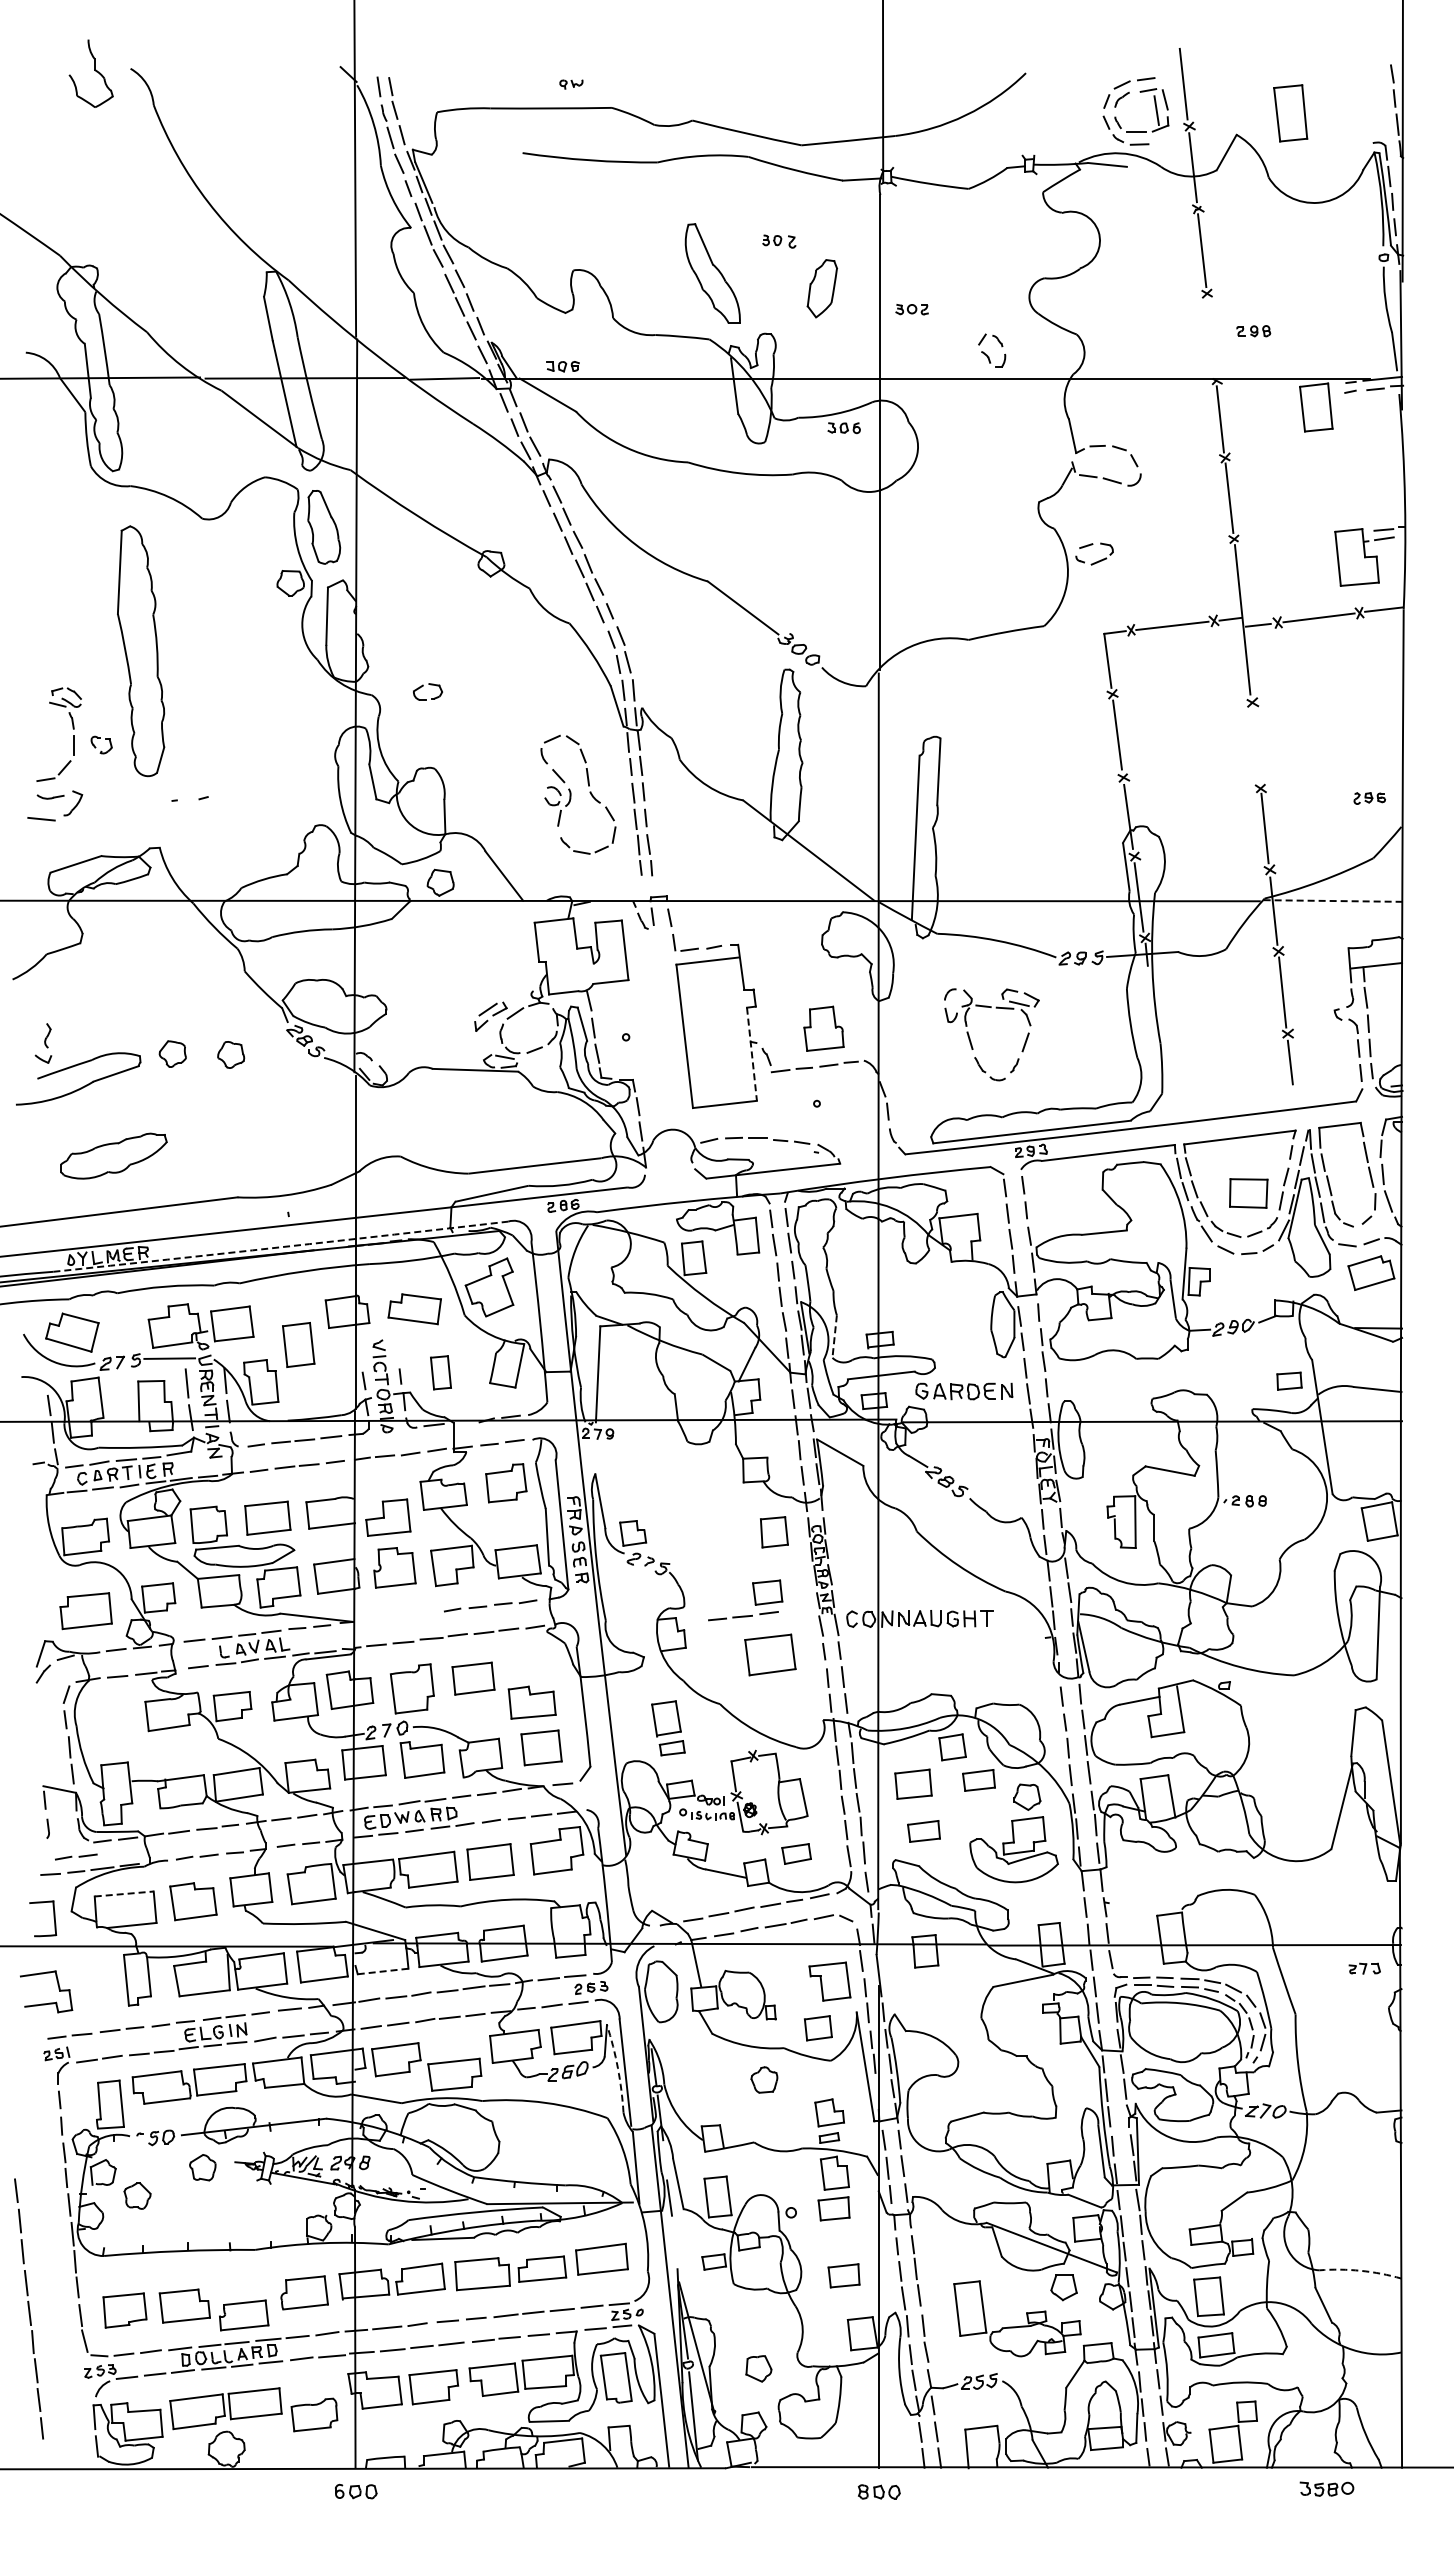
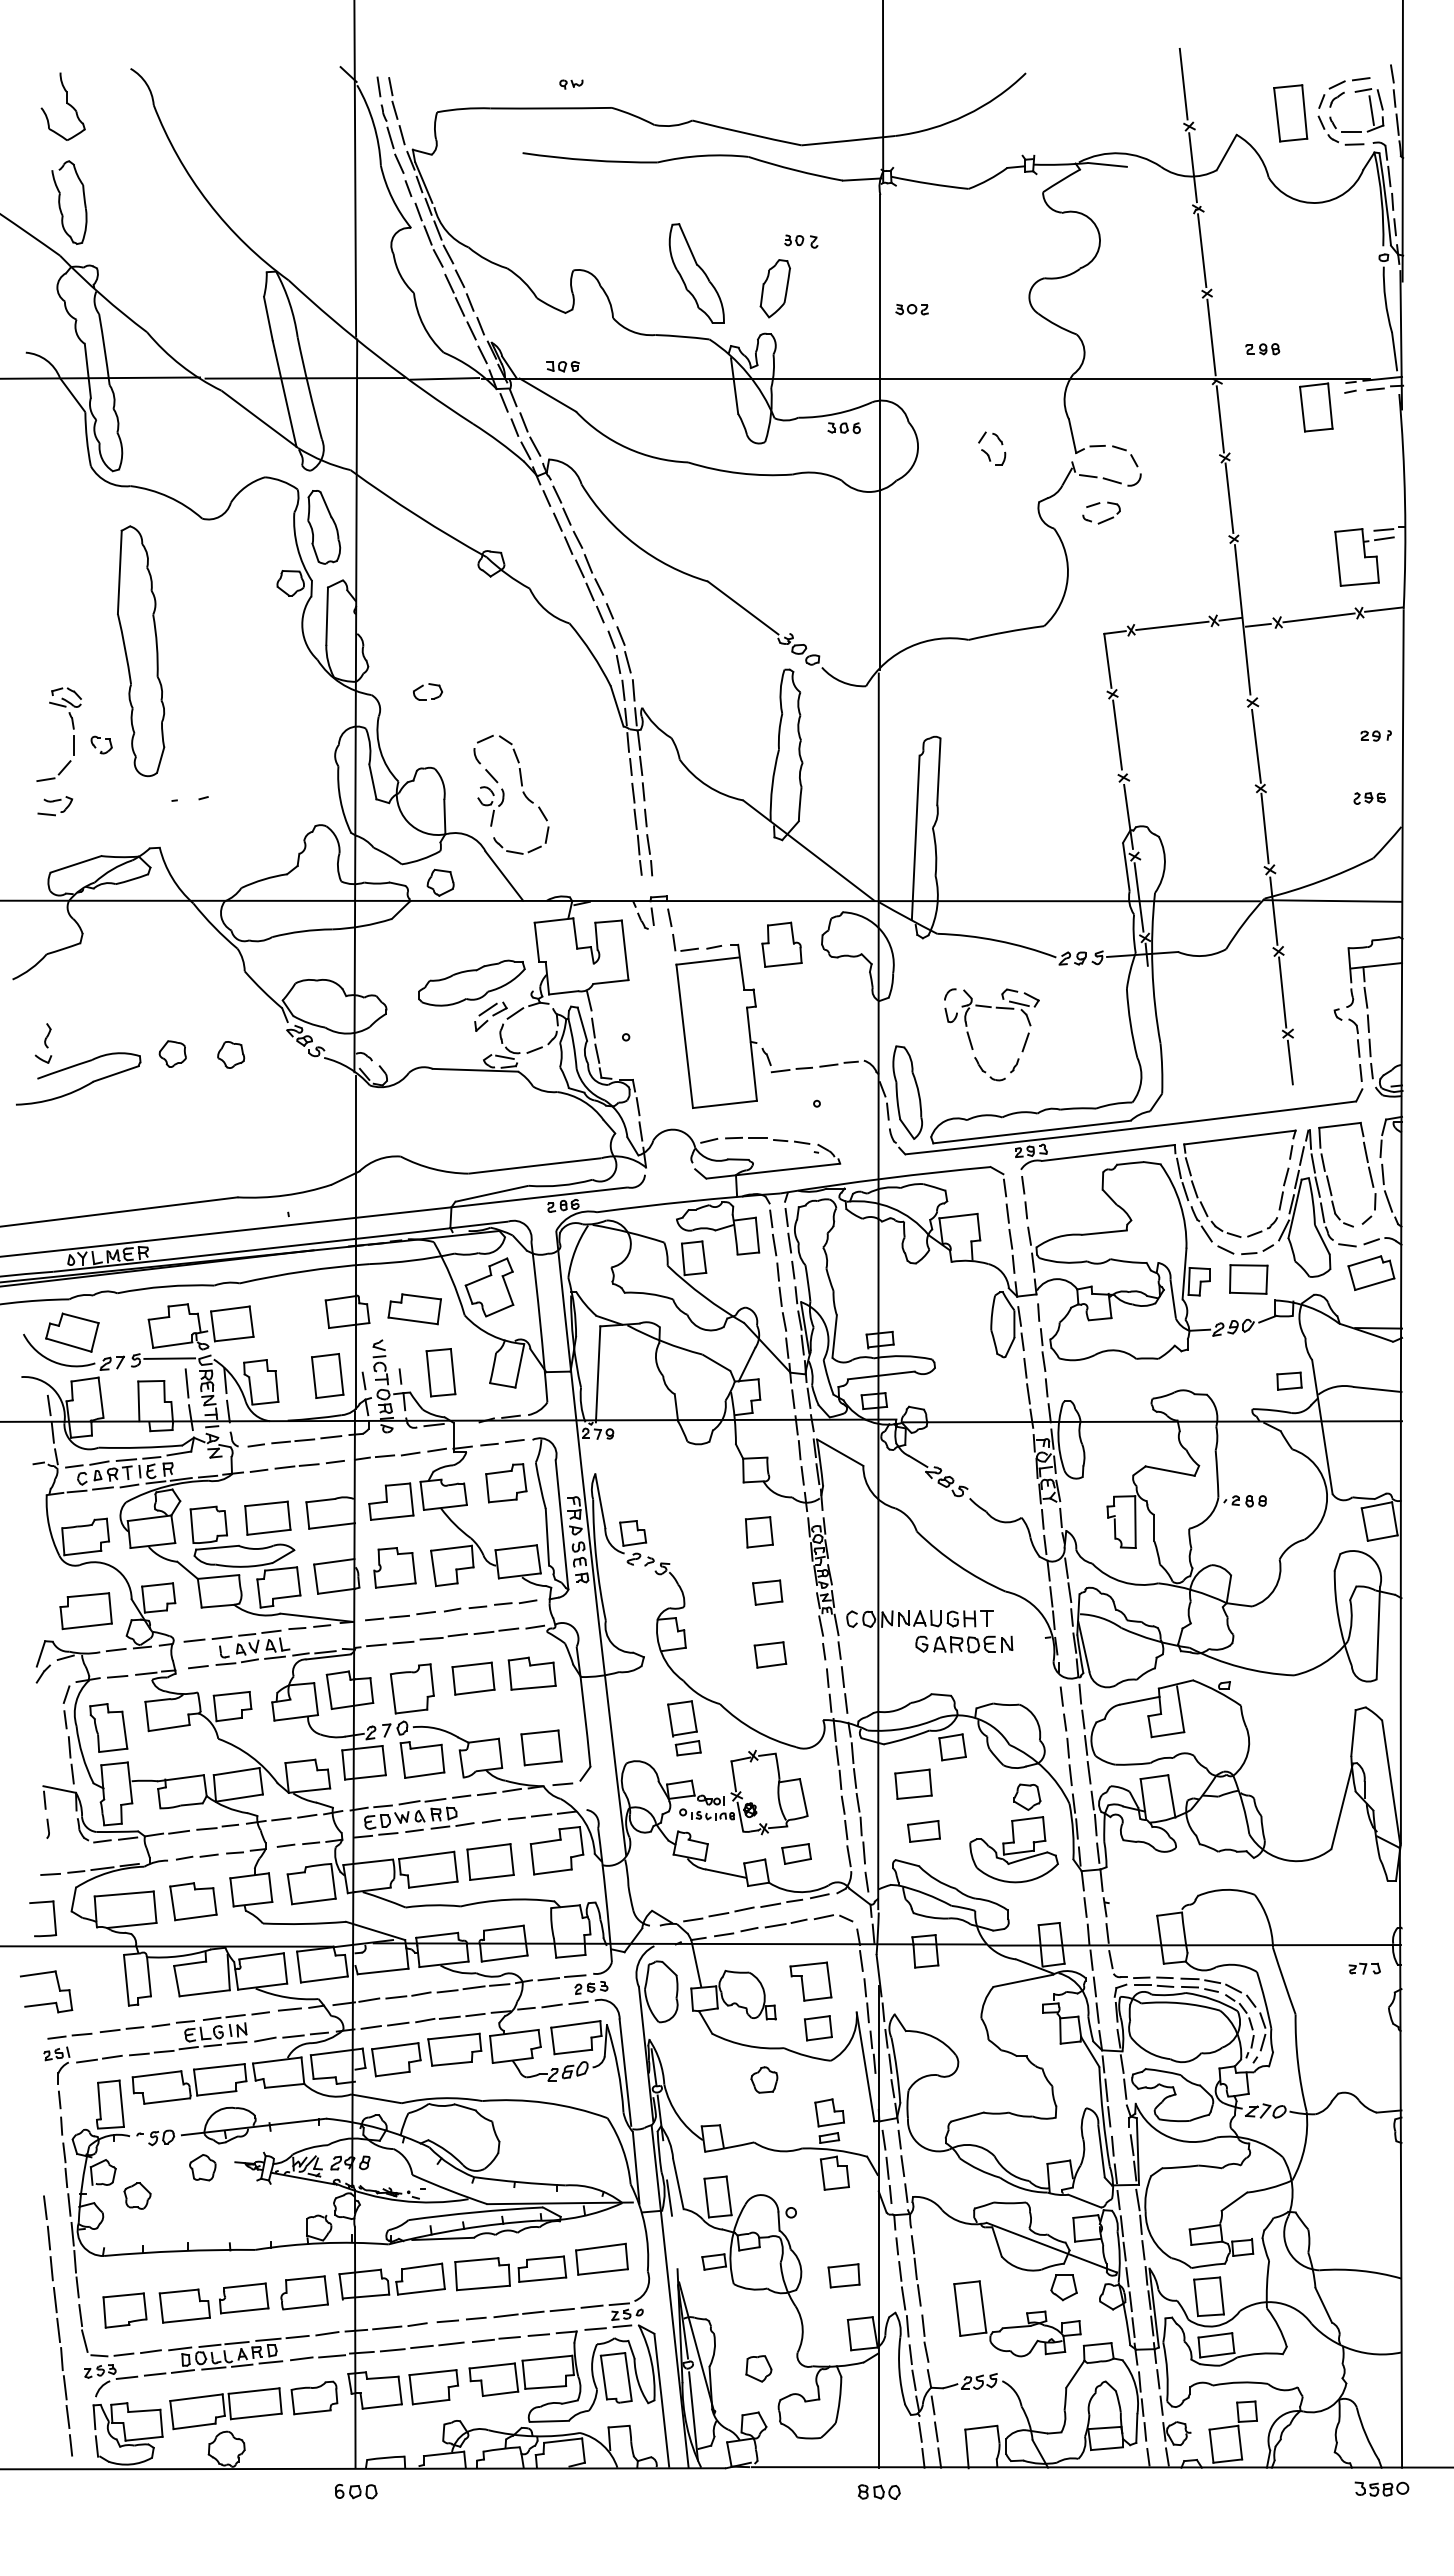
part position: (90, 73) -> (62, 106) (62, 106)
part position: (1125, 96) -> (1340, 96) (1340, 96)
part: none -> present (60, 202)
part position: (779, 241) -> (801, 241) (801, 241)
part position: (712, 273) -> (696, 273) (696, 273)
part position: (821, 288) -> (774, 288) (774, 288)
part position: (1253, 331) -> (1262, 349) (1262, 349)
line: none -> present (1211, 337)
part position: (987, 354) -> (987, 452) (987, 452)
part position: (1098, 560) -> (1105, 519) (1105, 519)
part: none -> present (1375, 735)
line: none -> present (1256, 745)
part position: (571, 794) -> (504, 794) (504, 794)
part size: 57x32 px -> 37x21 px (55, 806)
line: dashed -> solid (1333, 901)
part position: (823, 1028) -> (781, 944) (781, 944)
line: dashed -> solid (751, 1054)
part: none -> present (907, 1092)
part position: (113, 1155) -> (471, 982) (471, 982)
part position: (1248, 1193) -> (1248, 1279) (1248, 1279)
arc: dashed -> solid (280, 1247)
line: dashed -> solid (834, 1337)
part position: (298, 1344) -> (327, 1375) (327, 1375)
part size: 22x36 px -> 32x50 px (440, 1372)
part position: (964, 1391) -> (964, 1644) (964, 1644)
part position: (388, 1517) -> (391, 1501) (391, 1501)
part position: (774, 1532) -> (759, 1532) (759, 1532)
part position: (743, 1616) -> (400, 1616) (400, 1616)
part size: 53x44 px -> 35x28 px (770, 1654)
part position: (531, 1702) -> (531, 1673) (531, 1673)
part: none -> present (108, 1727)
part position: (668, 1728) -> (684, 1728) (684, 1728)
part: present -> none (978, 1780)
part: present -> none (76, 1856)
line: dashed -> solid (124, 1894)
line: dashed -> solid (383, 1971)
part position: (829, 1981) -> (810, 1981) (810, 1981)
arc: dashed -> solid (617, 2068)
part position: (454, 2074) -> (454, 2049) (454, 2049)
part: present -> none (833, 2208)
arc: dashed -> solid (1360, 2270)
part position: (28, 2308) -> (57, 2325) (57, 2325)
part position: (244, 2315) -> (244, 2298) (244, 2298)
part position: (314, 2414) -> (314, 2397) (314, 2397)
part position: (1326, 2488) -> (1381, 2488) (1381, 2488)
